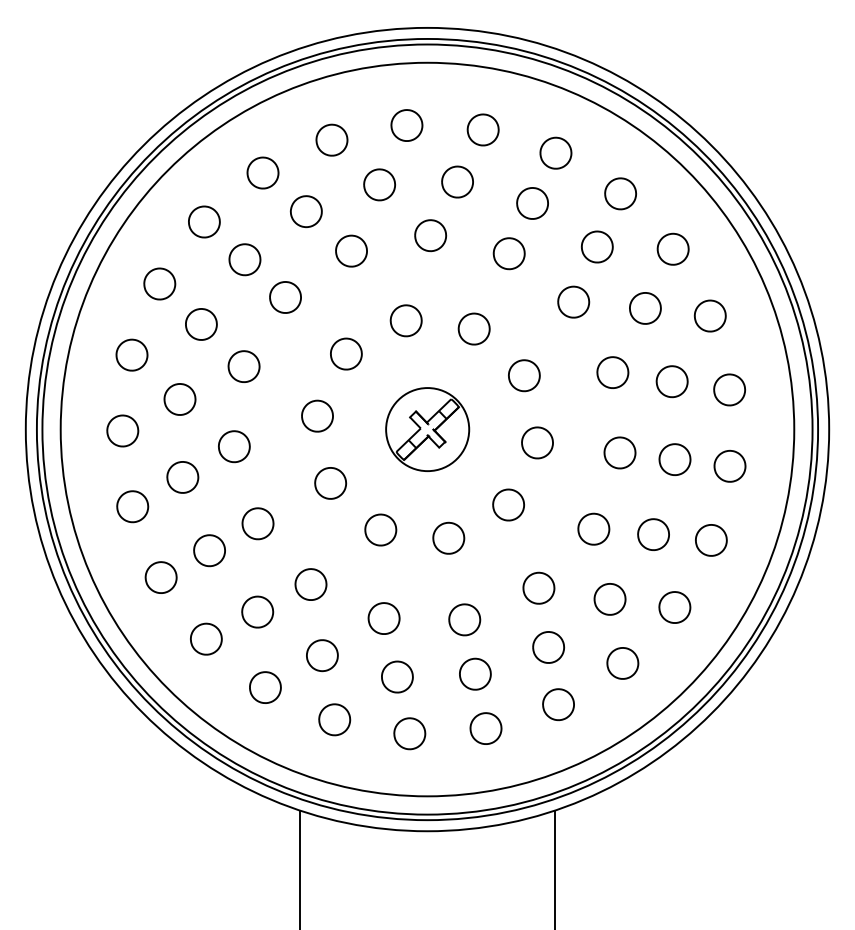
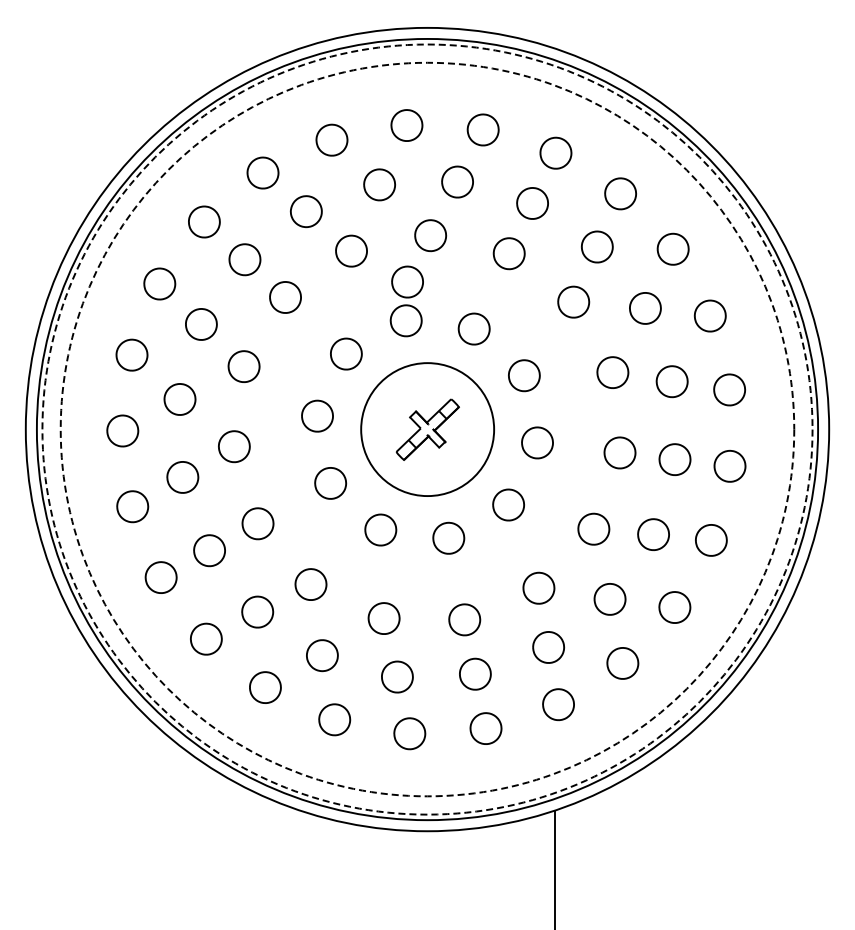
part: none -> present (407, 281)
circle diameter: 83 px -> 133 px (427, 429)
circle: solid -> dashed (427, 429)
circle: solid -> dashed (427, 429)
line: present -> none (300, 868)
